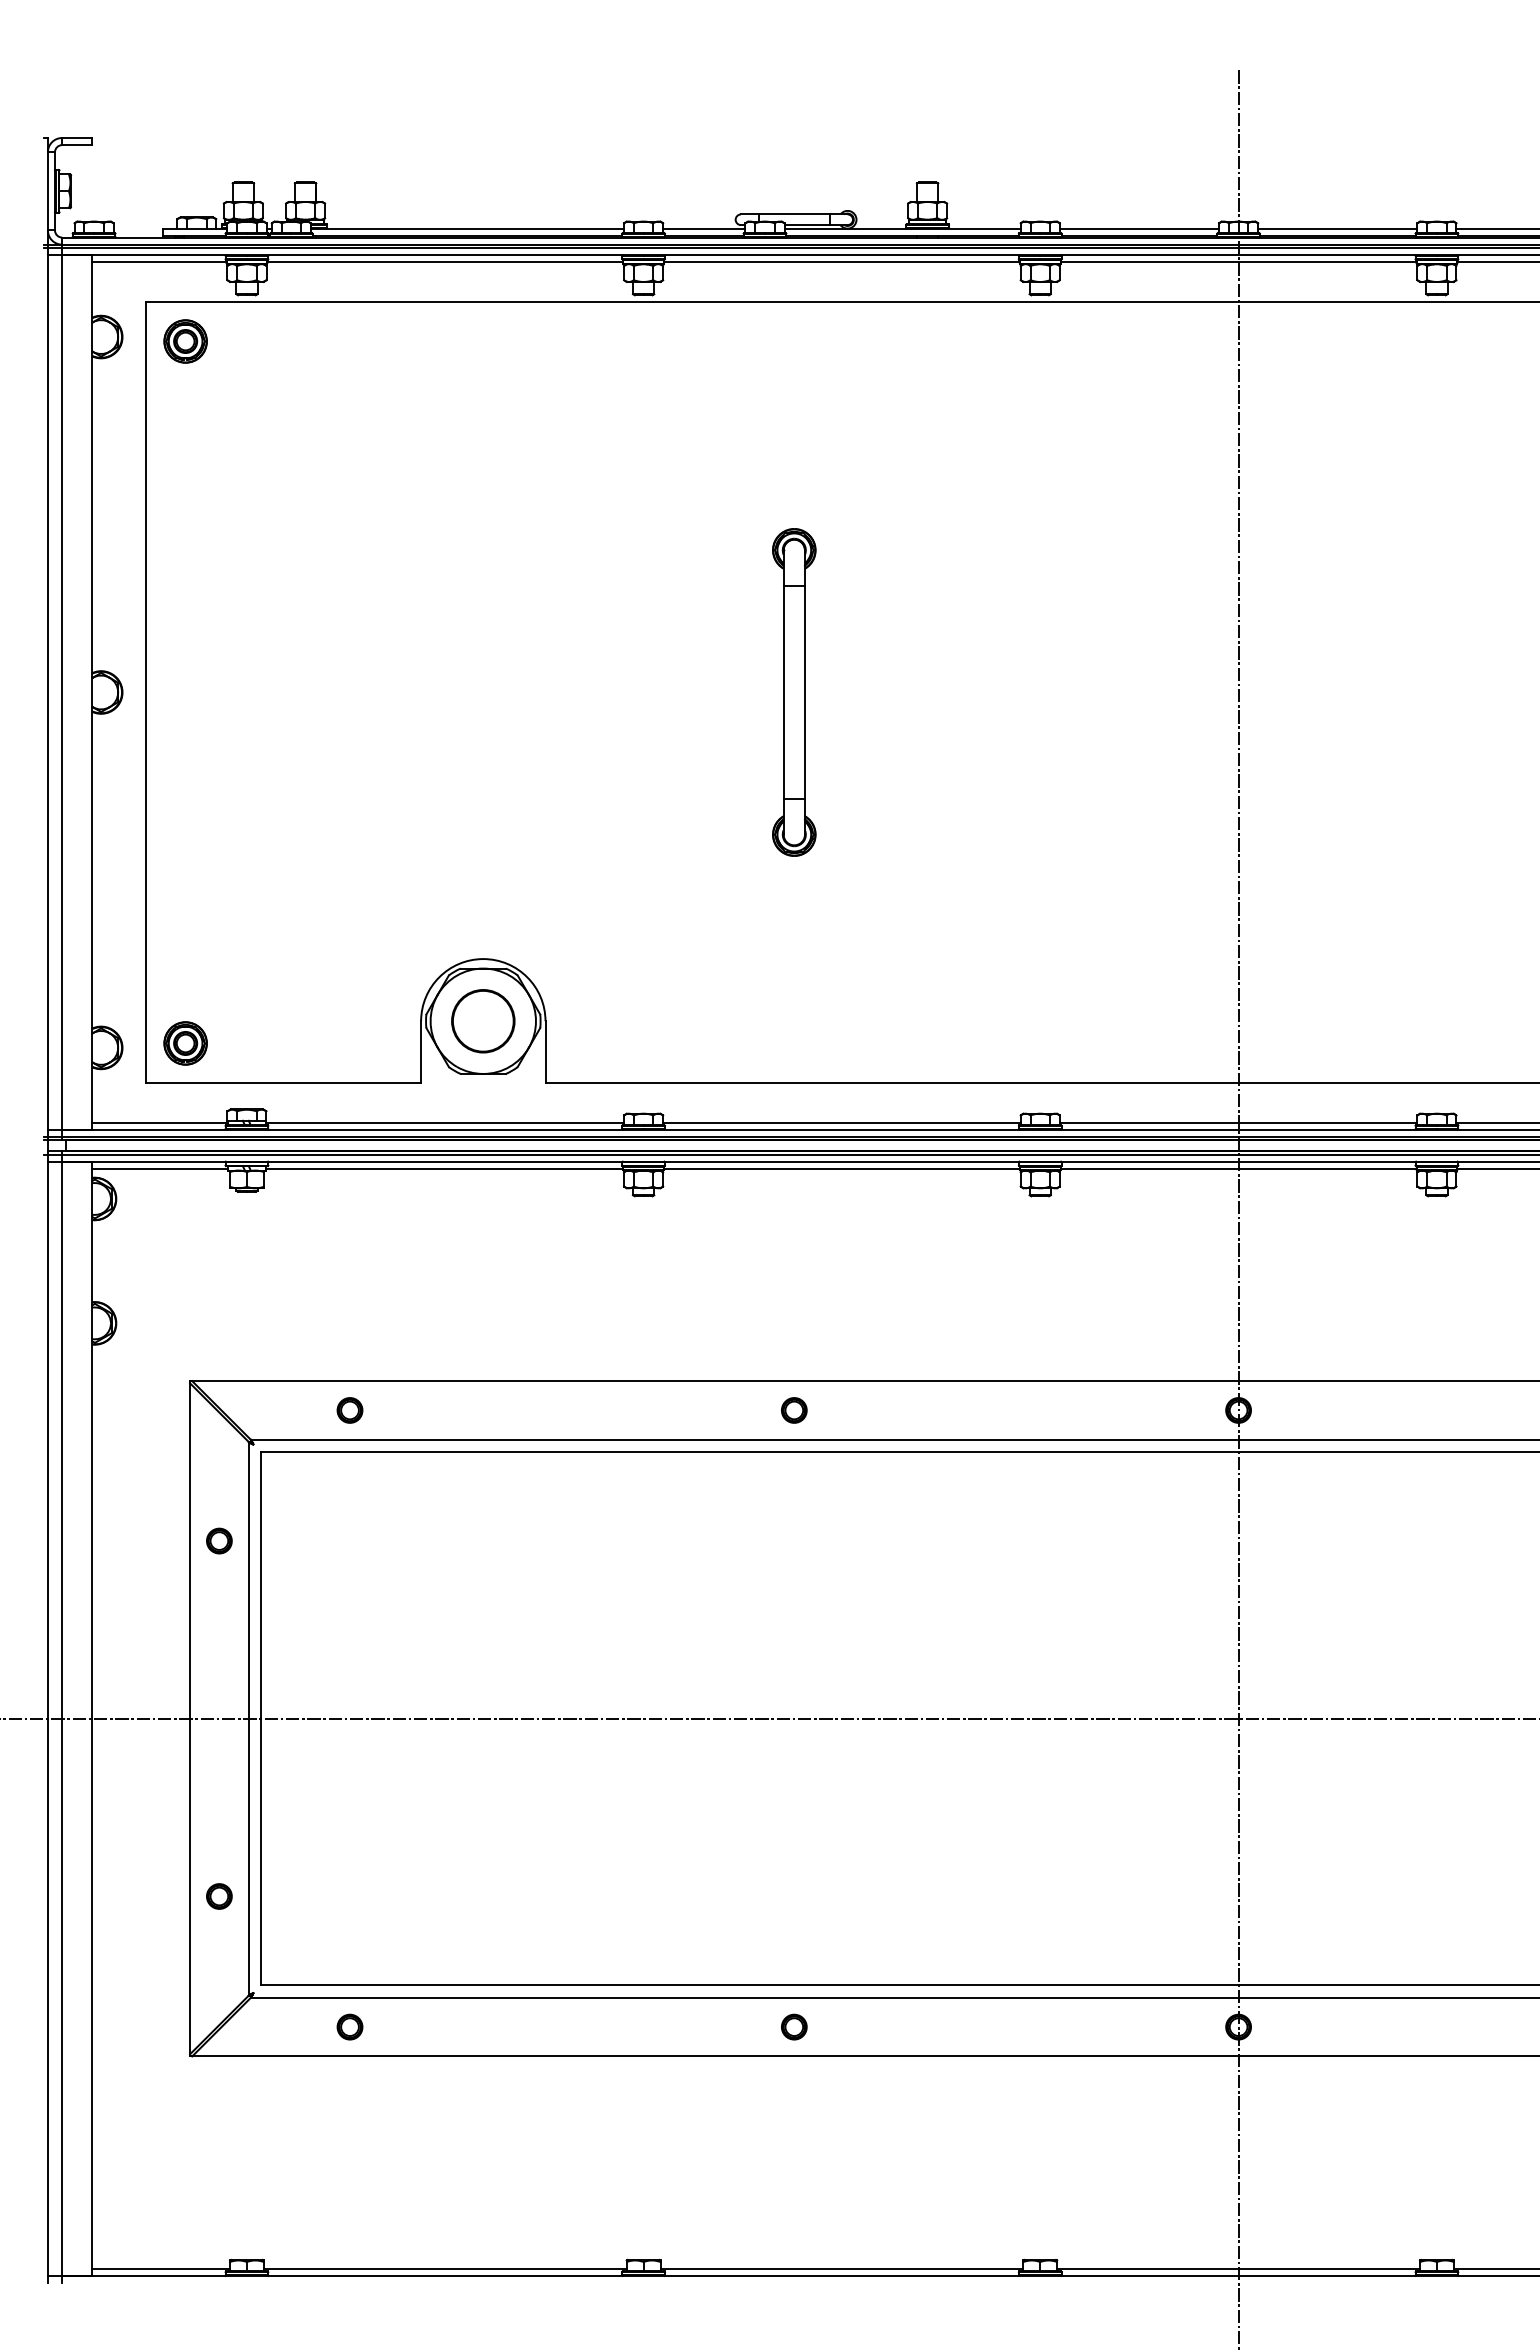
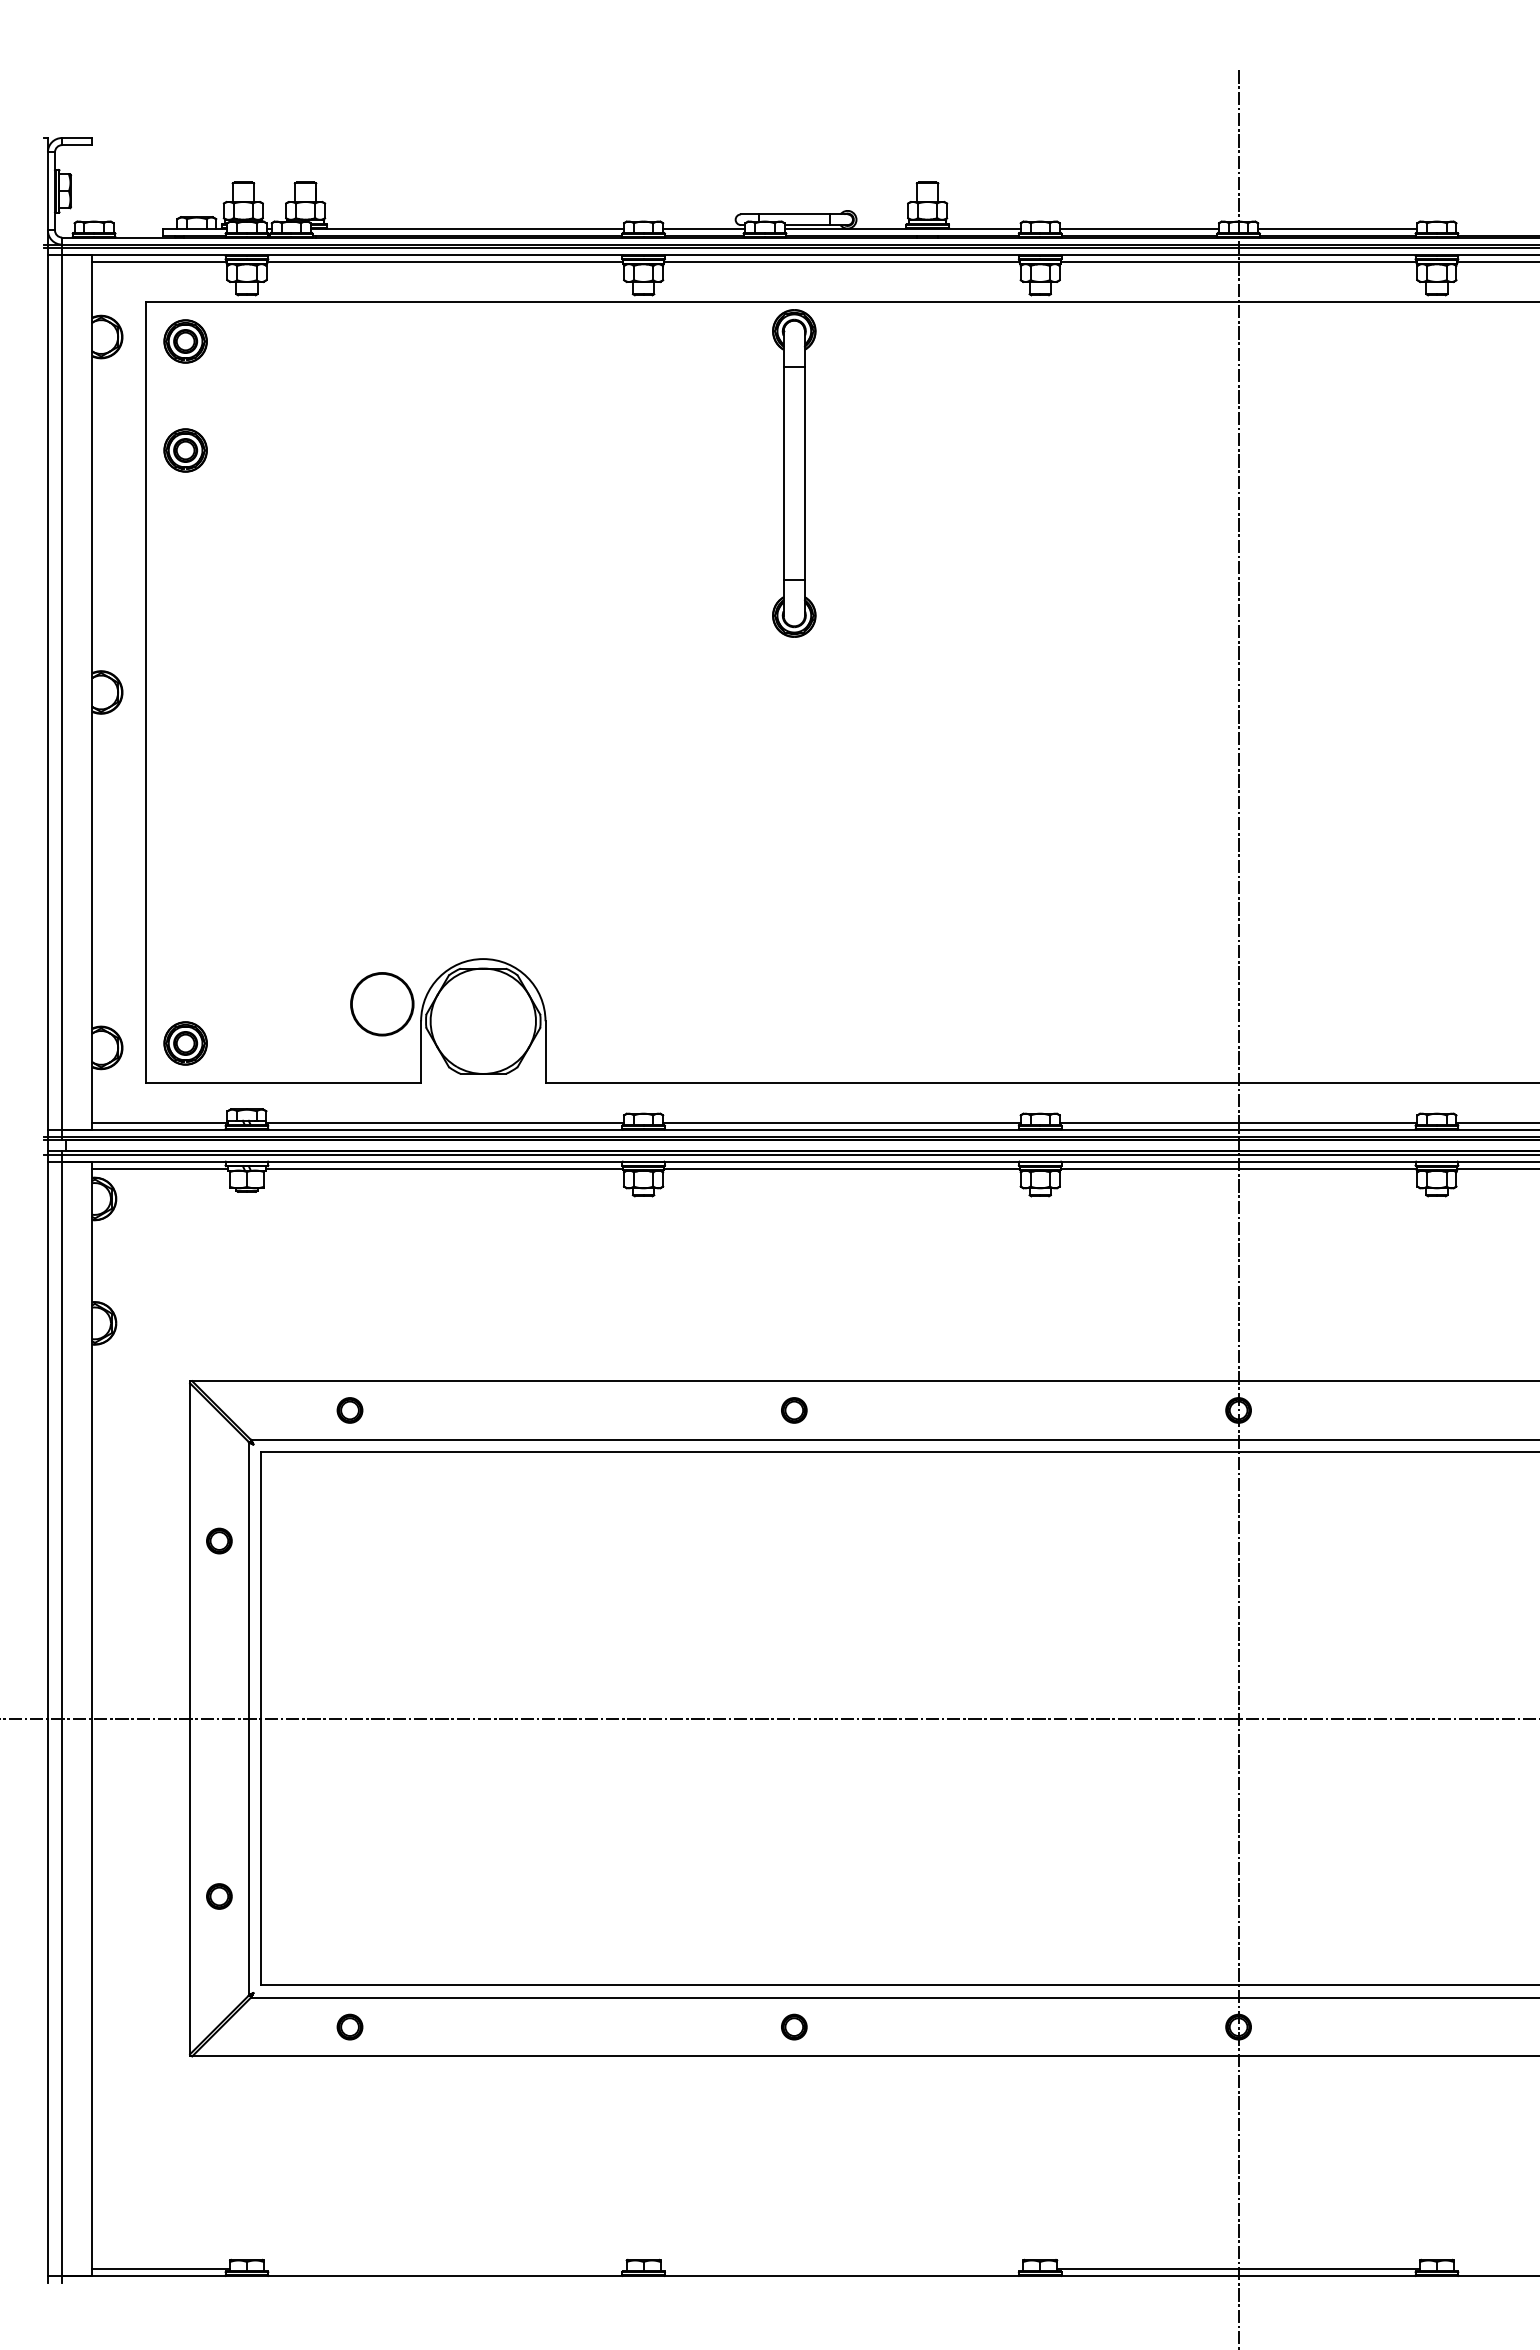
line: present -> none (1496, 228)
part: none -> present (185, 450)
part position: (794, 692) -> (794, 473) (794, 473)
circle position: (483, 1021) -> (382, 1004) (382, 1004)
line: present -> none (444, 2268)
line: present -> none (841, 2268)
line: present -> none (1494, 2268)
